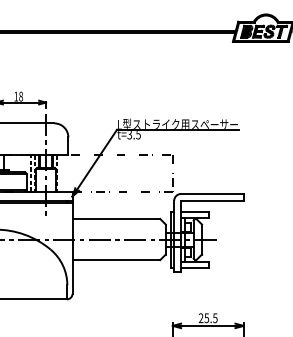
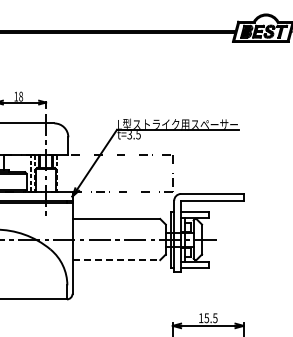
line: solid -> dashed (116, 260)
text: 25.5 -> 15.5 (200, 317)
